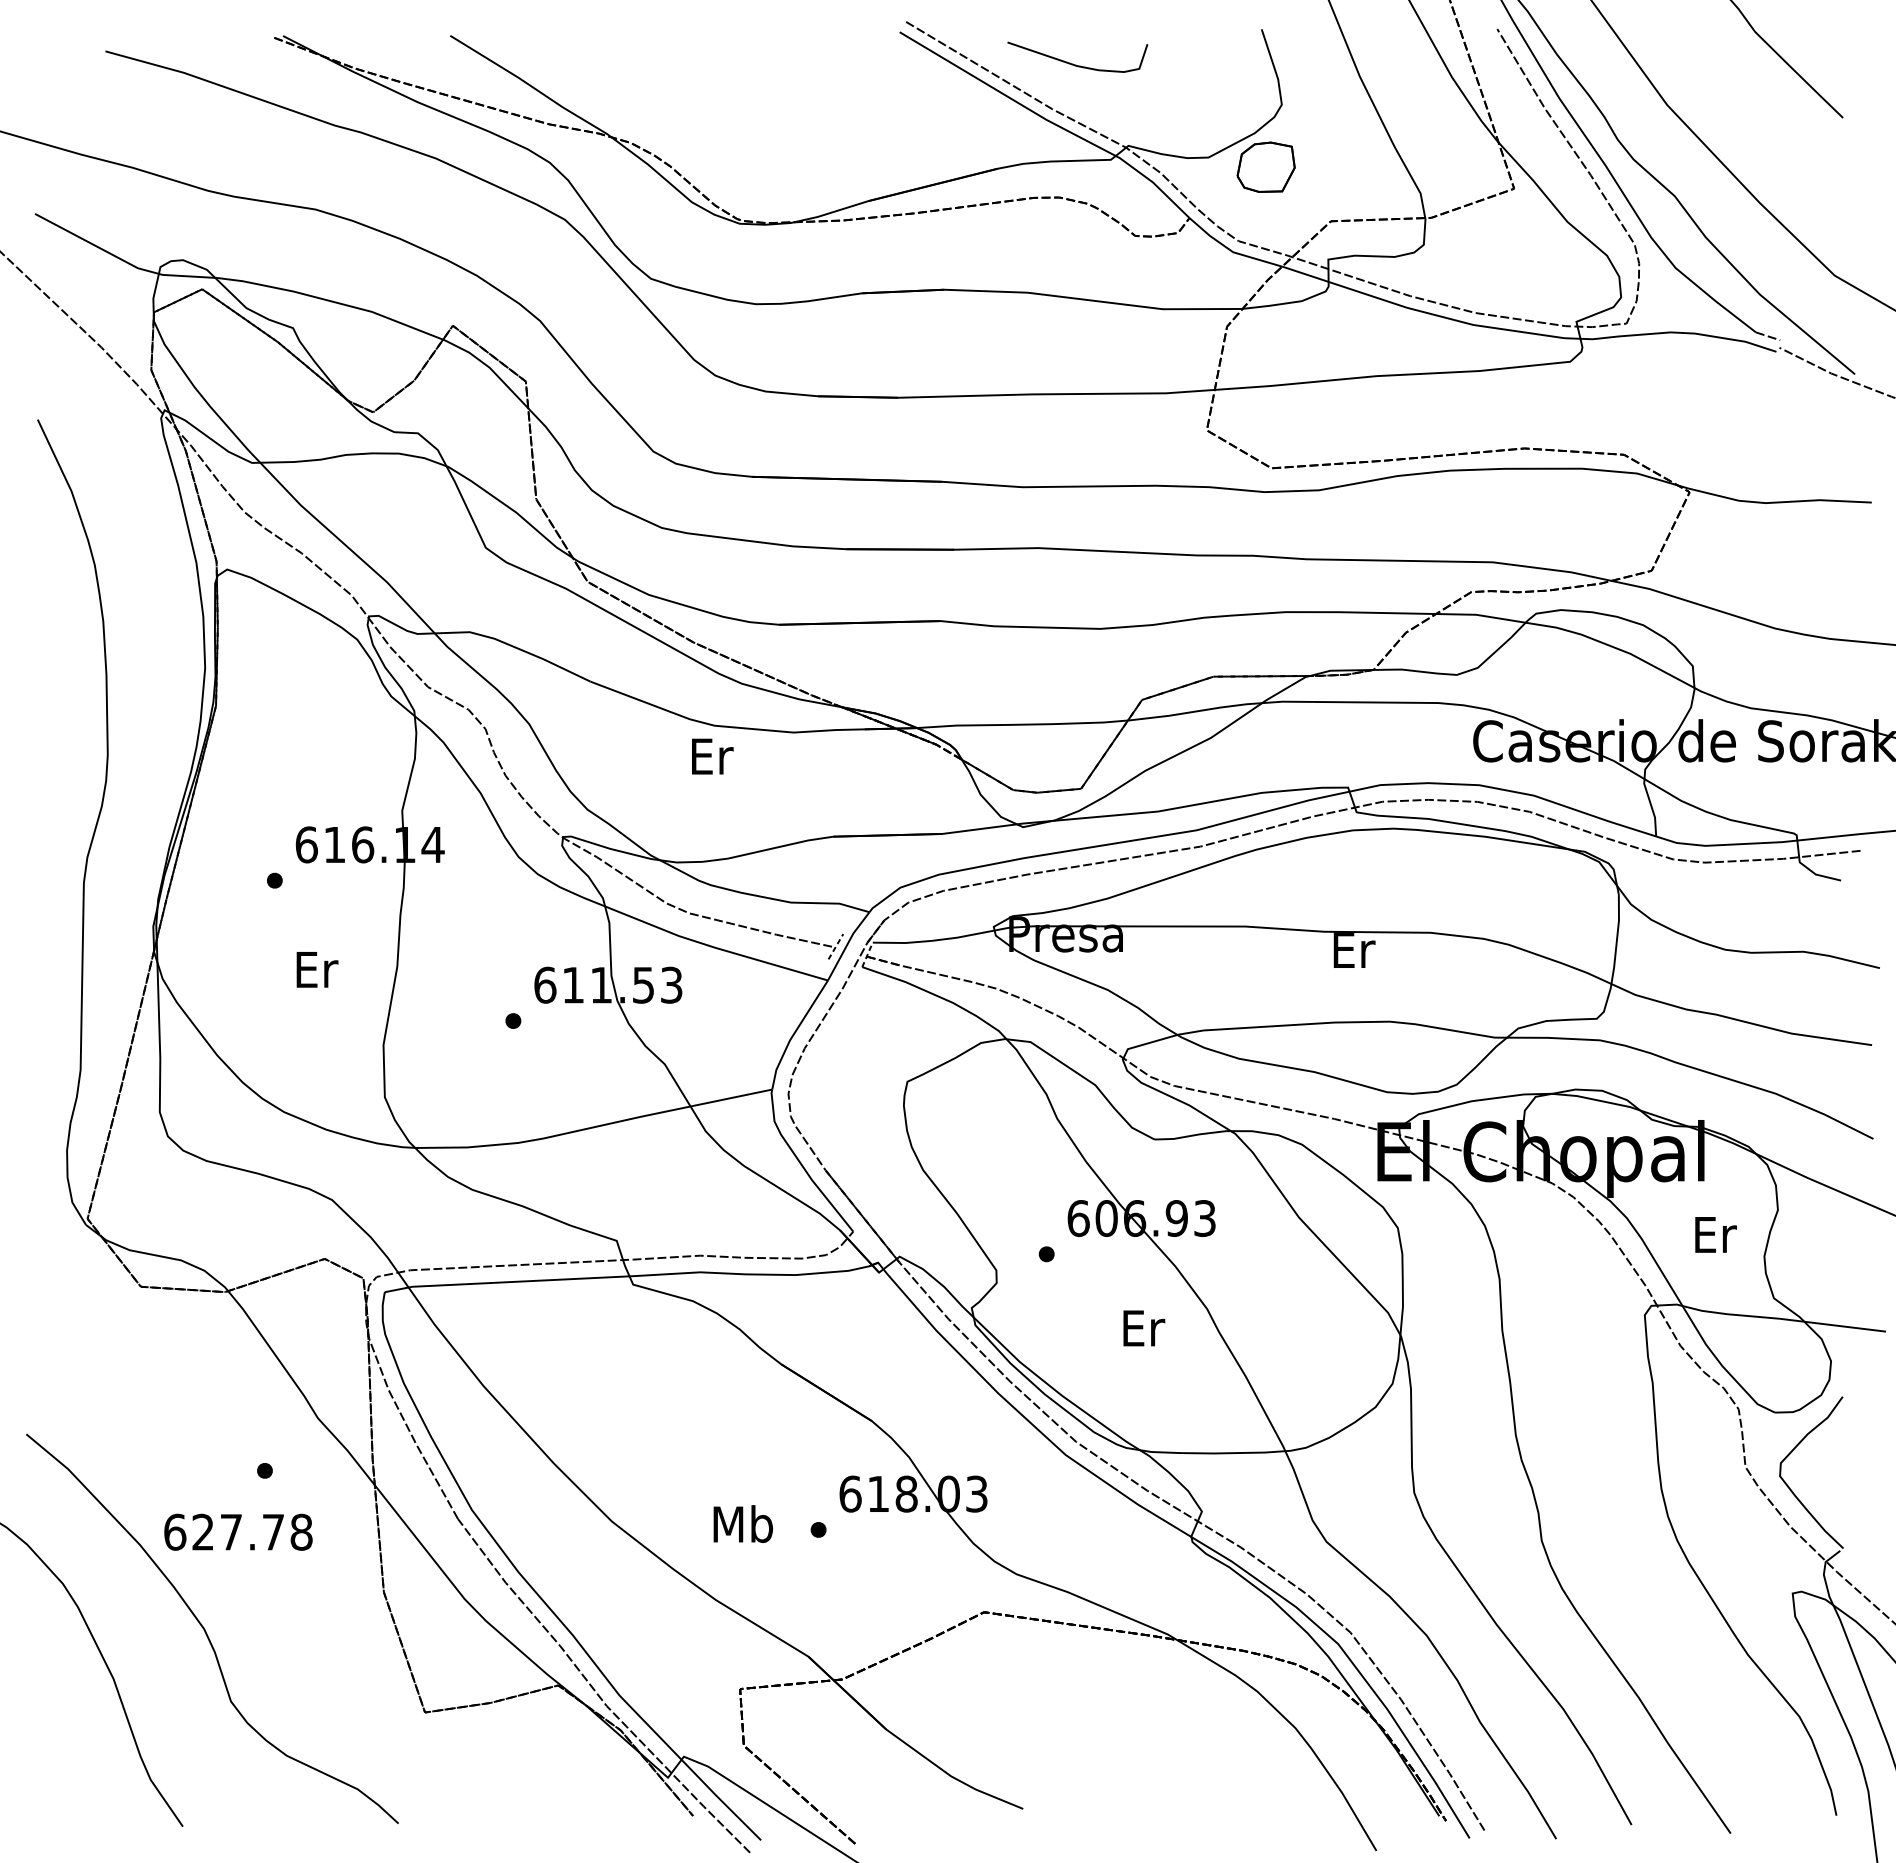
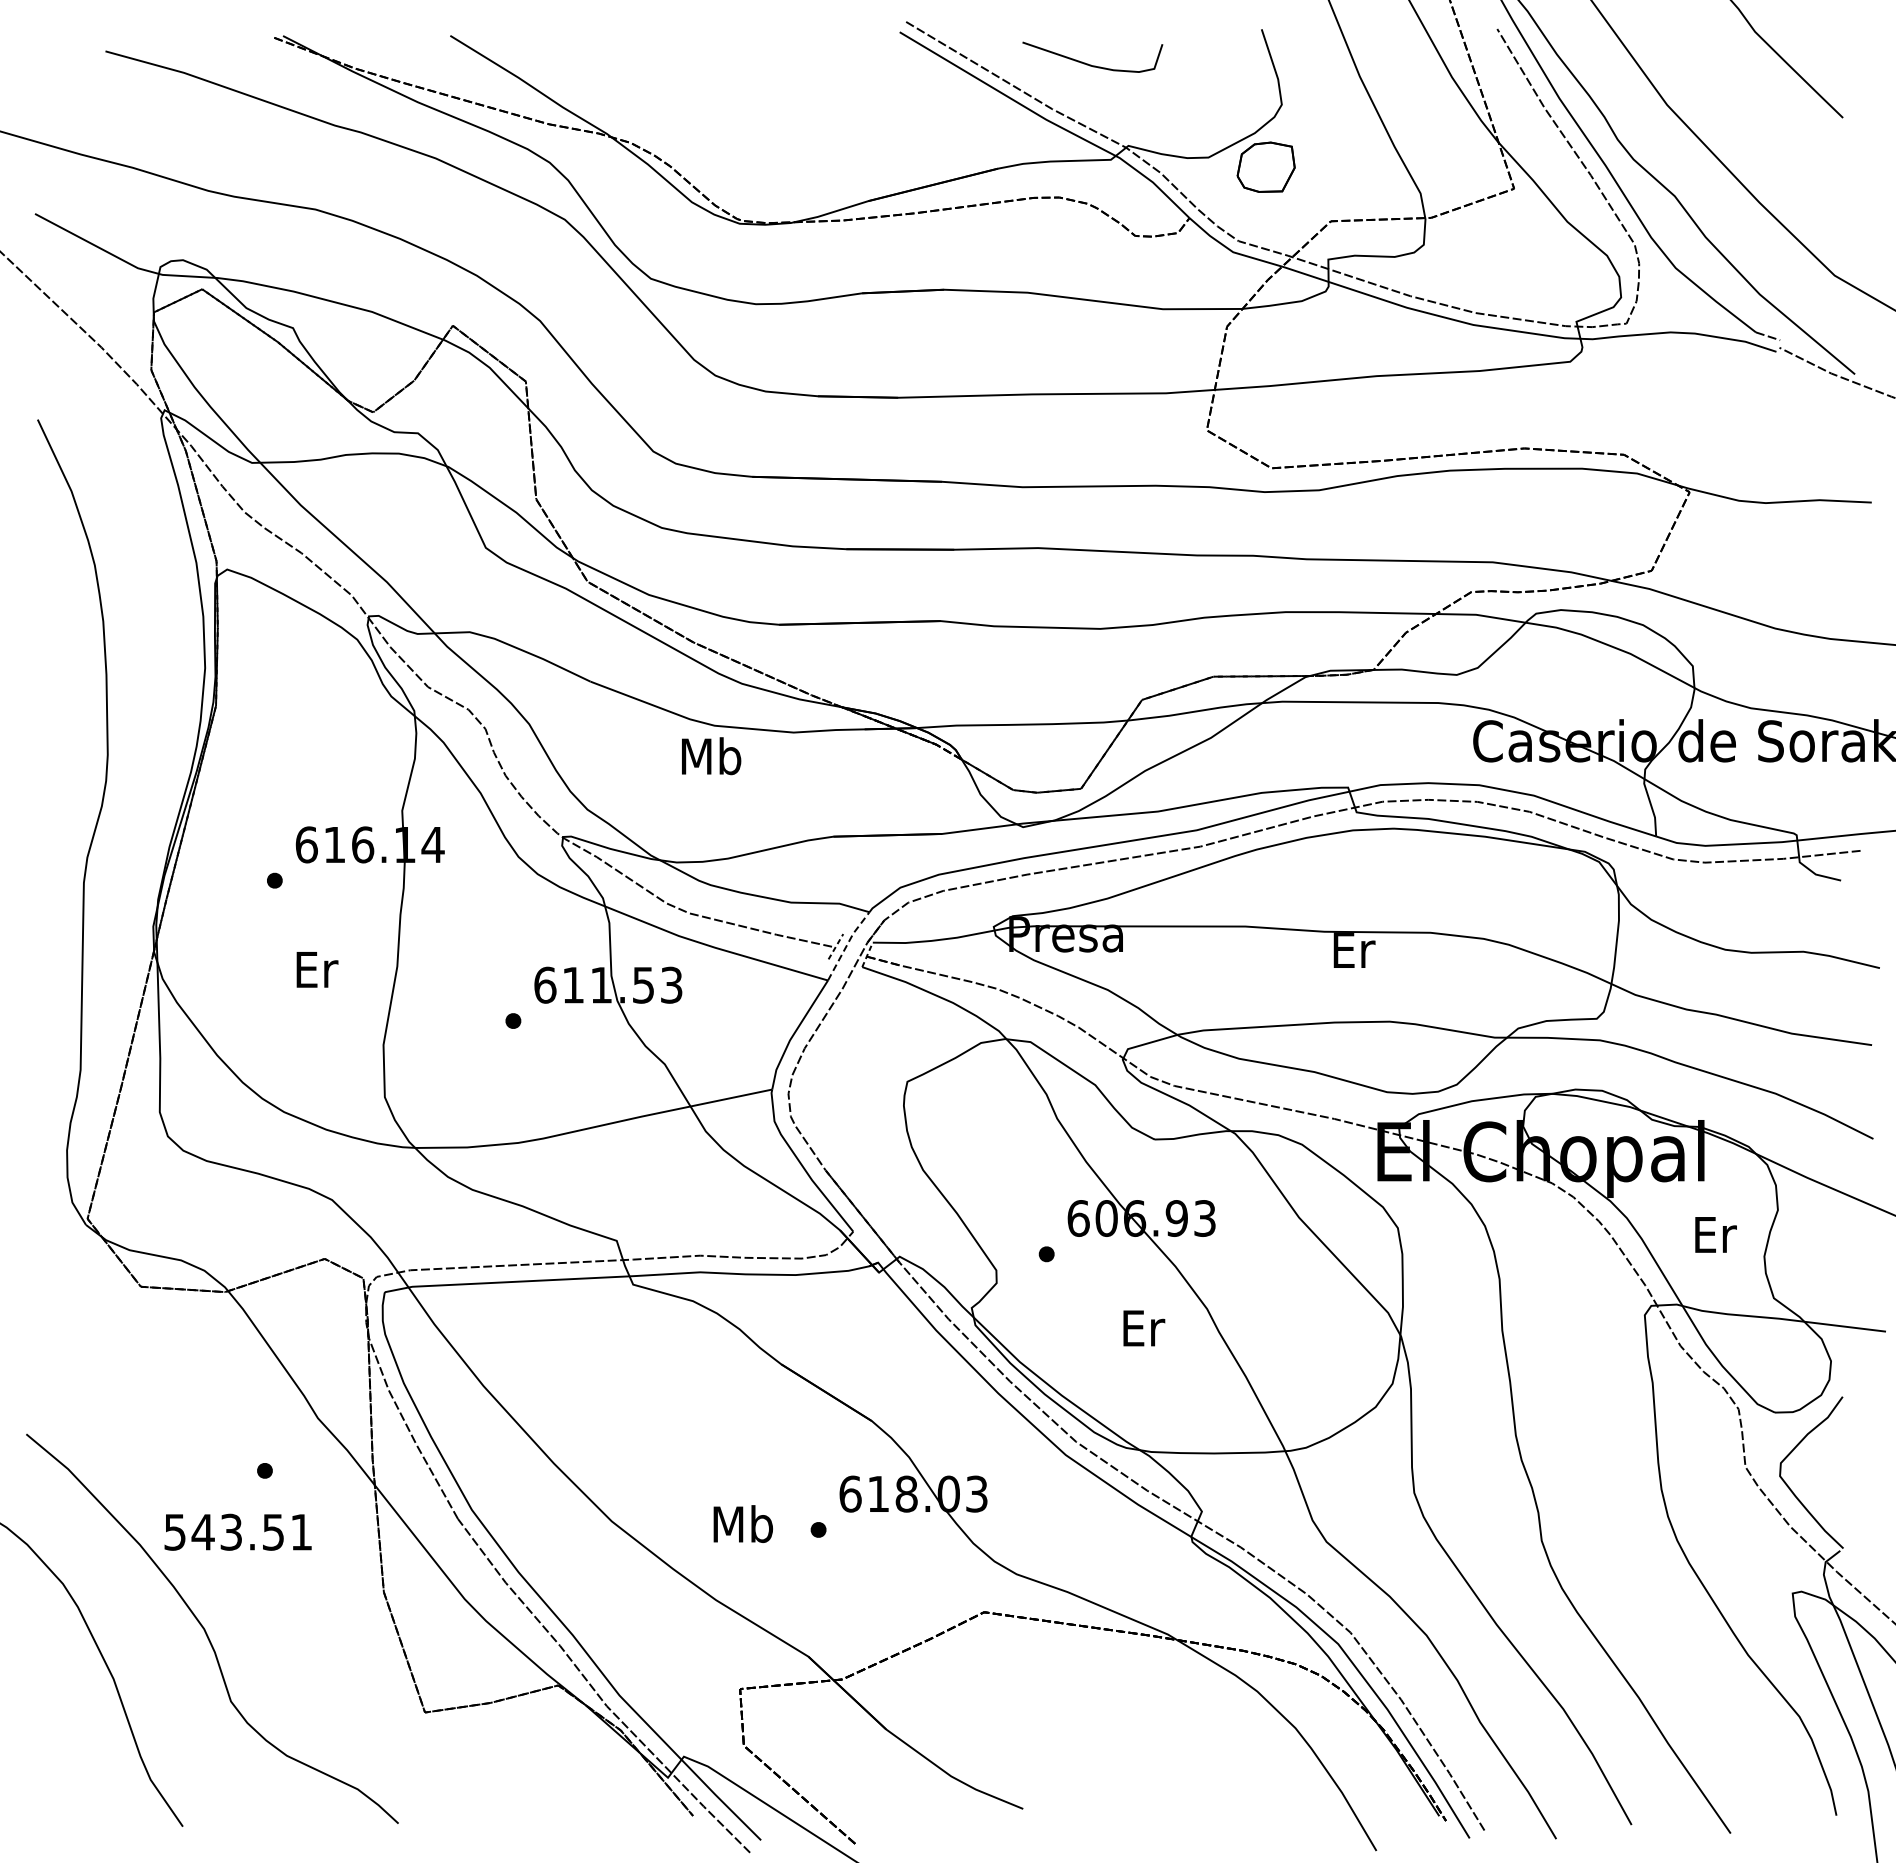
curve position: (1073, 63) -> (1088, 63) (1088, 63)
text: Er -> Mb (711, 756)
line: solid -> dashed (847, 944)
text: 627.78 -> 543.51 (238, 1531)
